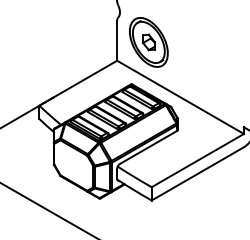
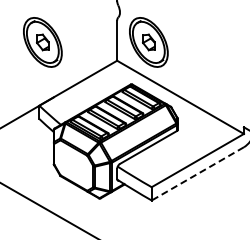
part: none -> present (42, 42)
line: solid -> dashed (197, 174)
